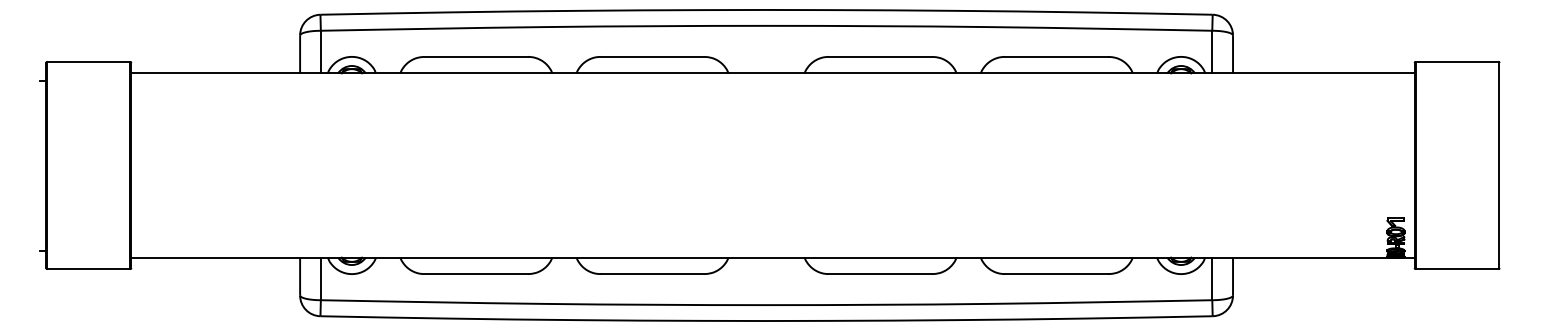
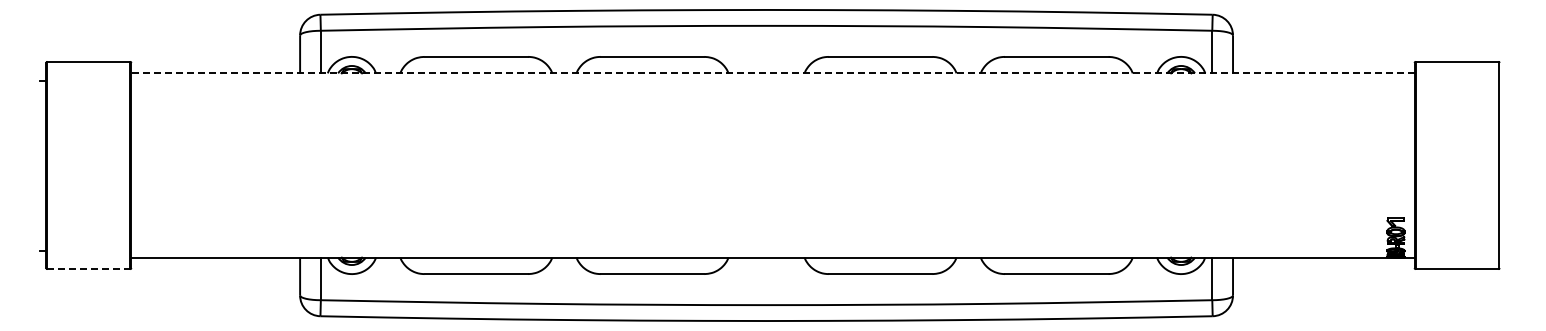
line: solid -> dashed (772, 73)
line: solid -> dashed (89, 269)
